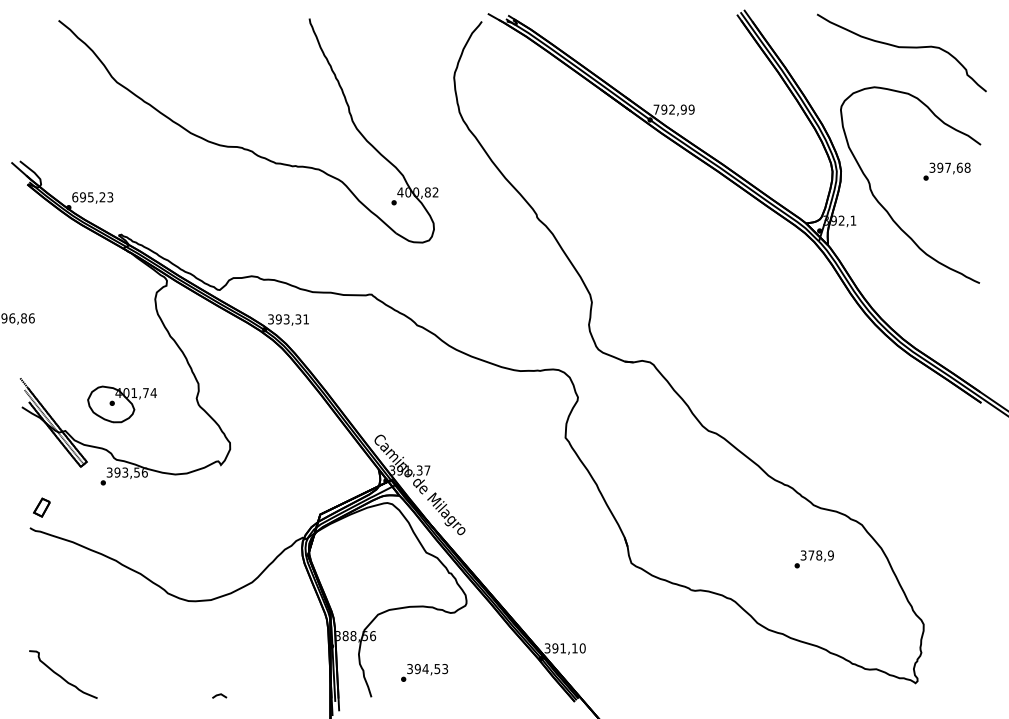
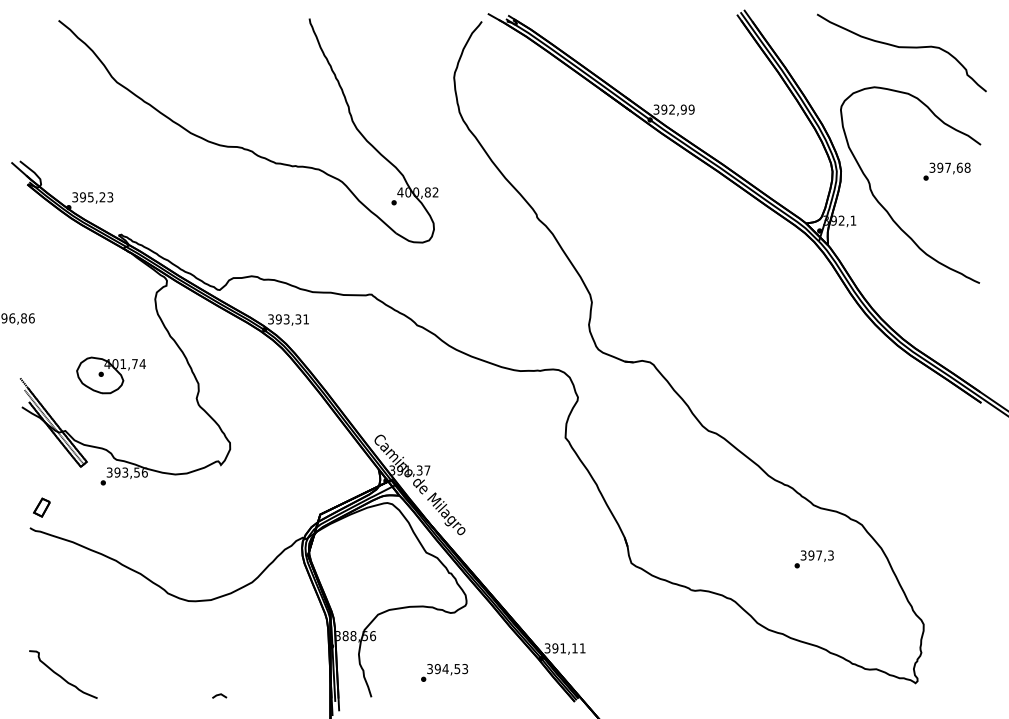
text: 792,99 -> 392,99 (656, 109)
text: 695,23 -> 395,23 (75, 197)
part position: (121, 404) -> (110, 375) (110, 375)
text: 378,9 -> 397,3 (820, 555)
text: 391,10 -> 391,11 (582, 648)
text position: (424, 672) -> (444, 672) (444, 672)
